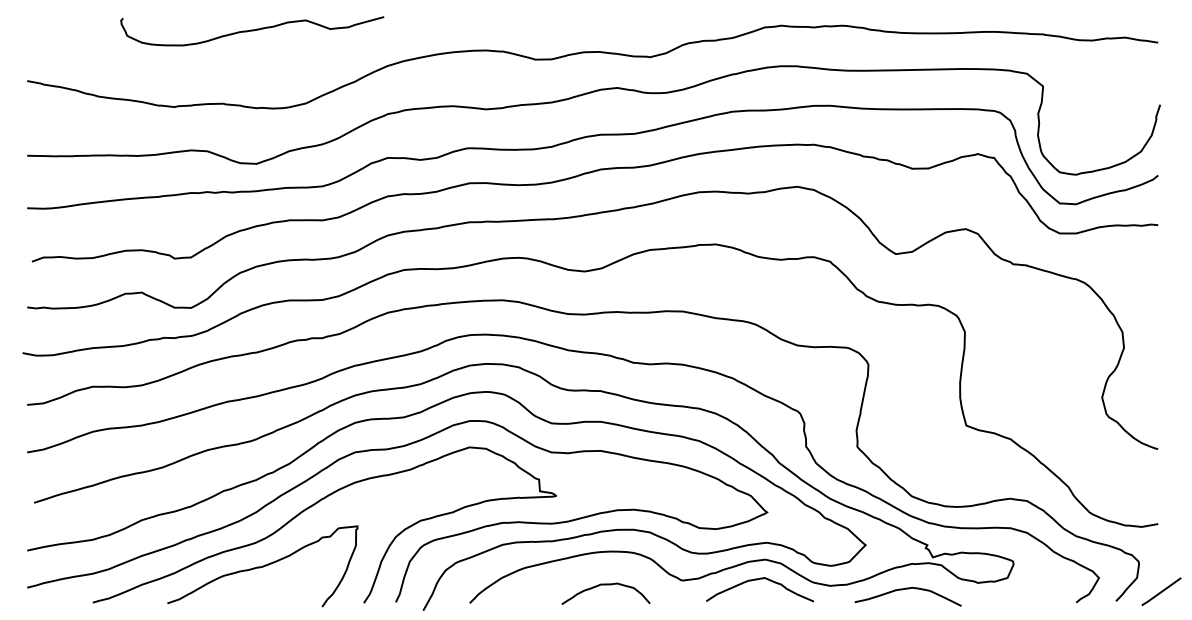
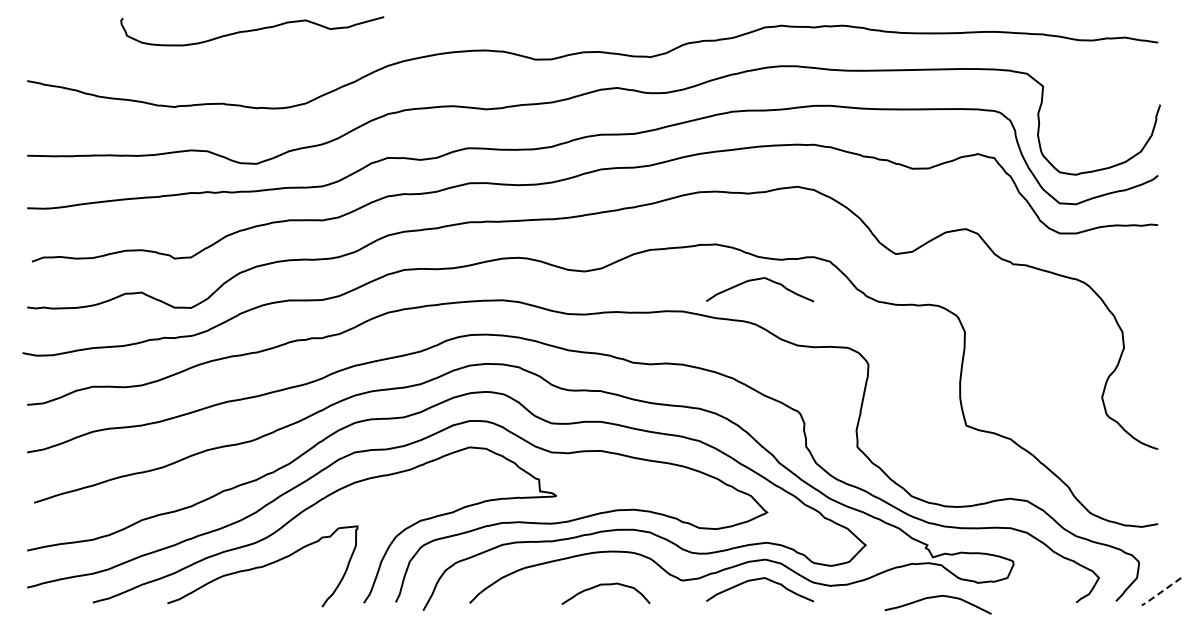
curve: none -> present (757, 280)
curve position: (907, 589) -> (937, 597) (937, 597)
line: solid -> dashed (1160, 592)
